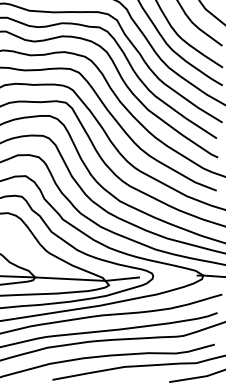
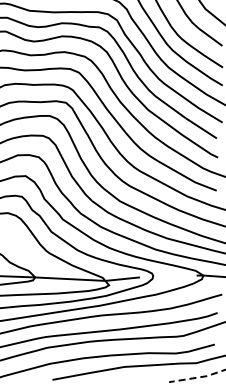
line: solid -> dashed (198, 377)
